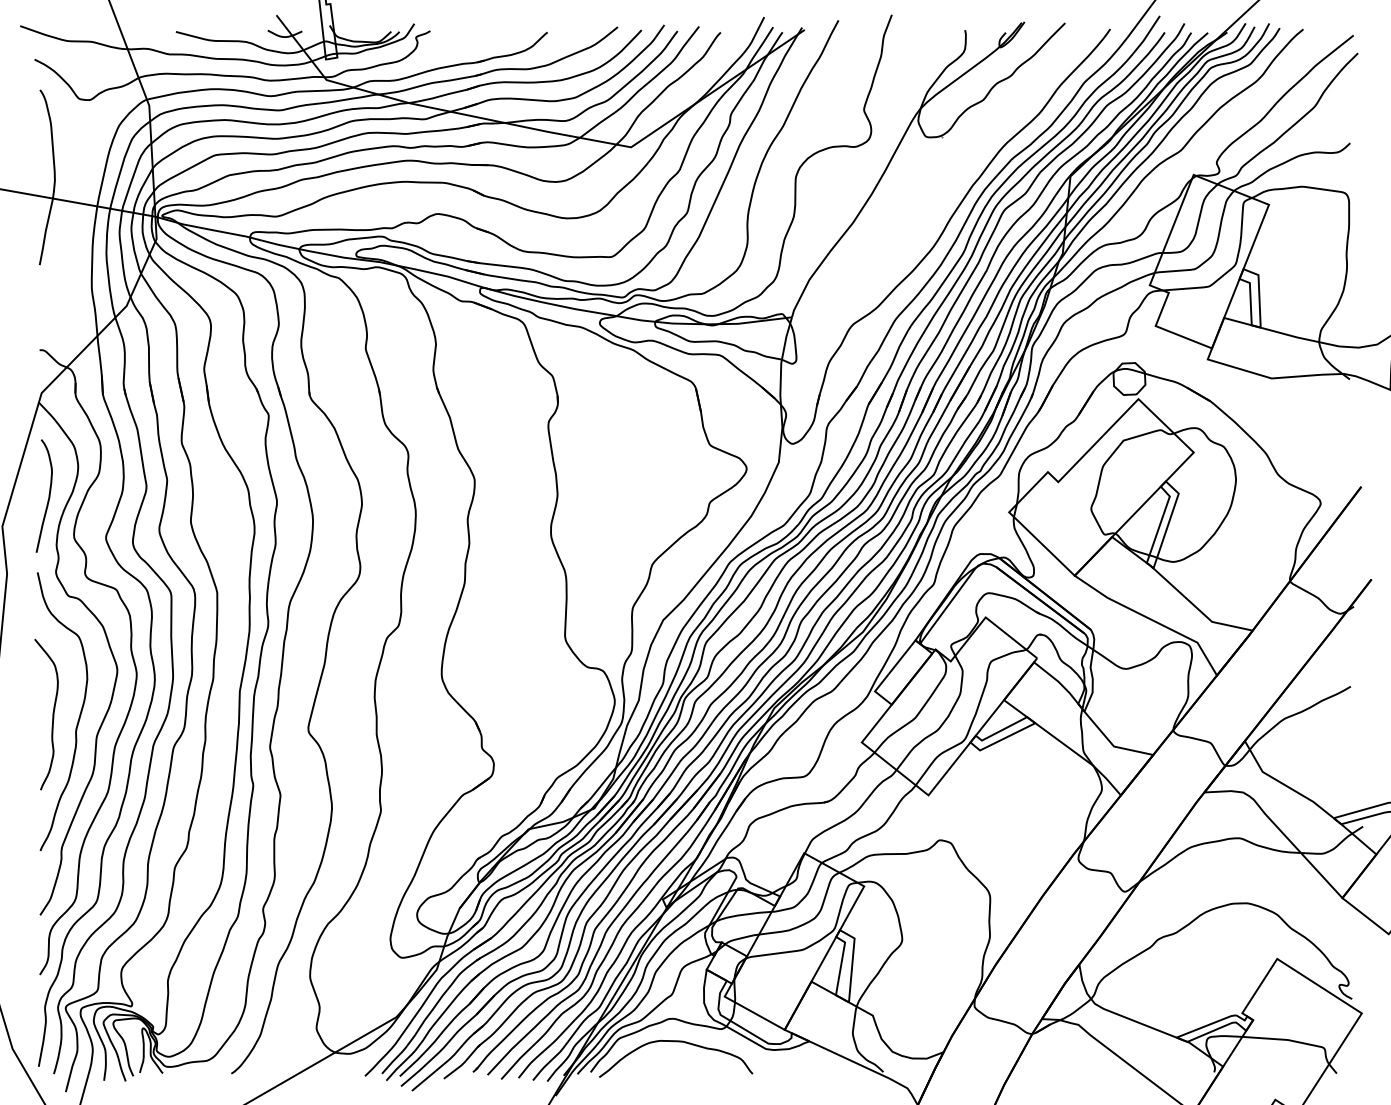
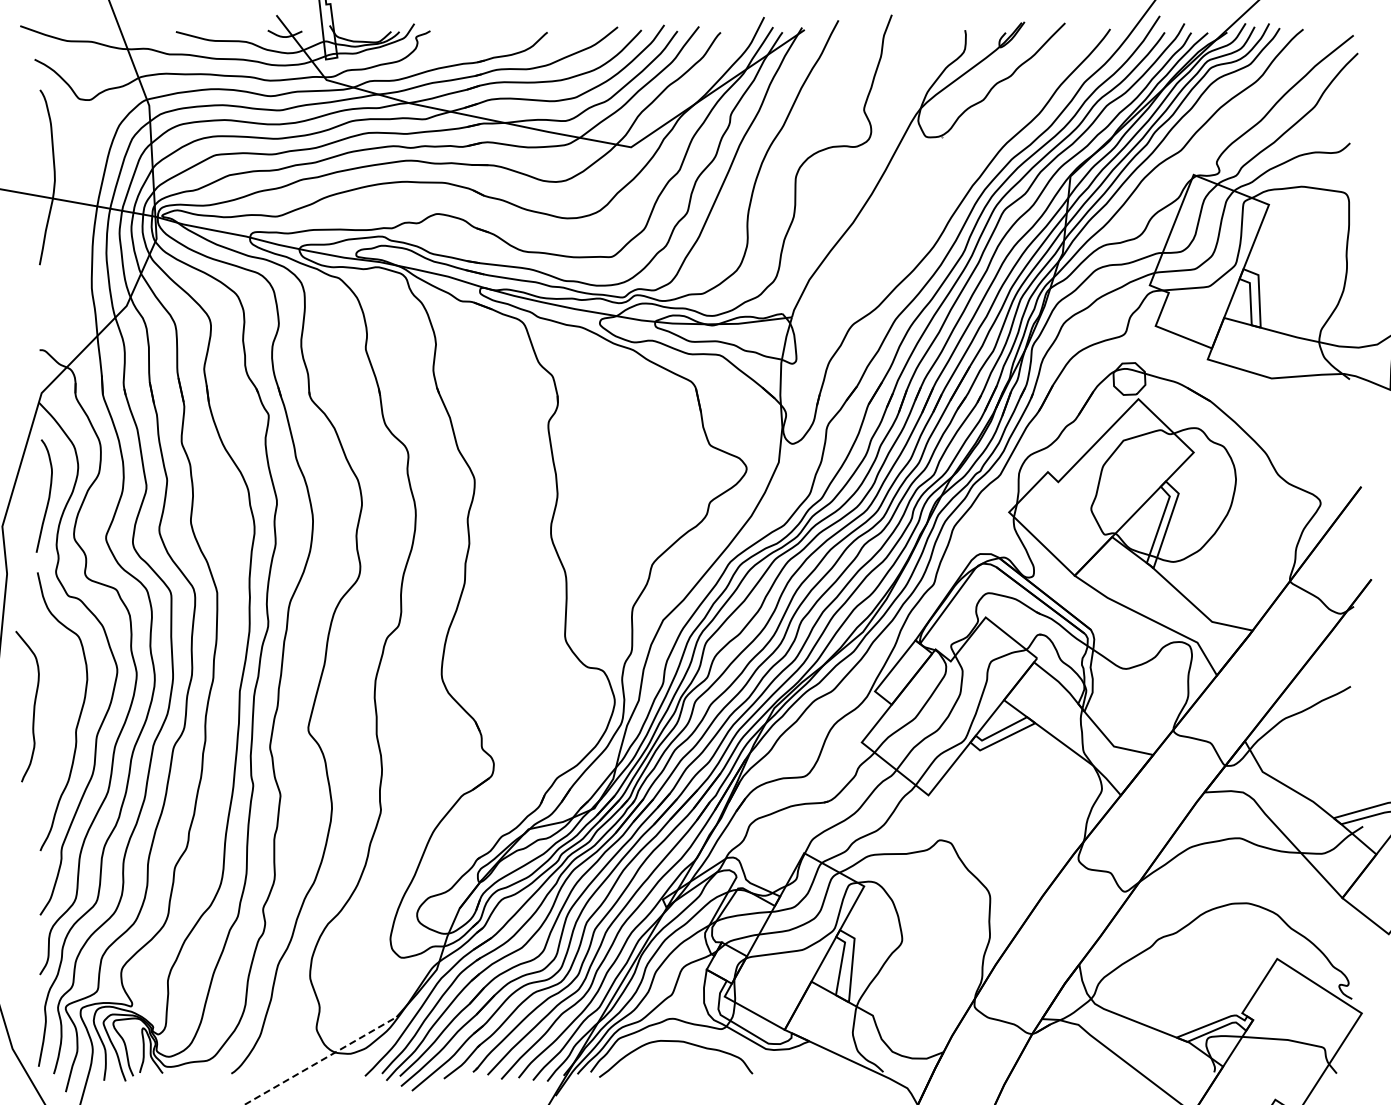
curve position: (52, 714) -> (33, 706) (33, 706)
line: solid -> dashed (320, 1060)
